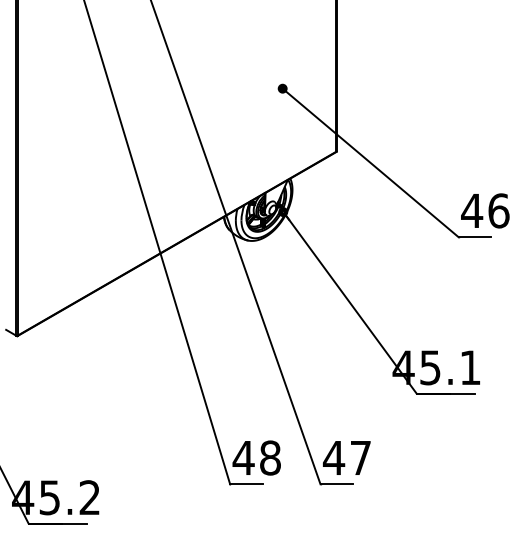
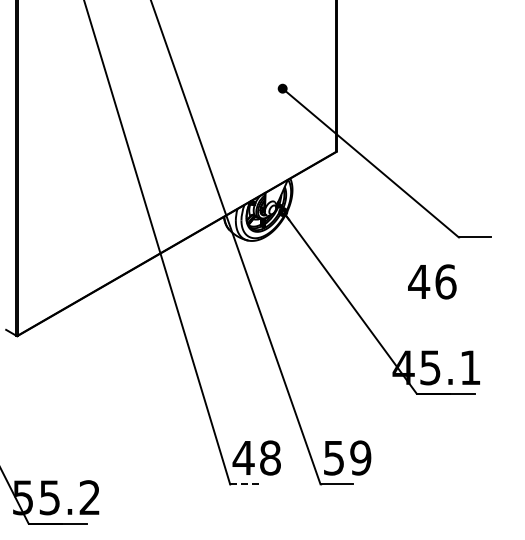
text position: (485, 210) -> (432, 281) (432, 281)
text: 47 -> 59 (346, 457)
line: solid -> dashed (247, 484)
text: 45.2 -> 55.2 (23, 497)
